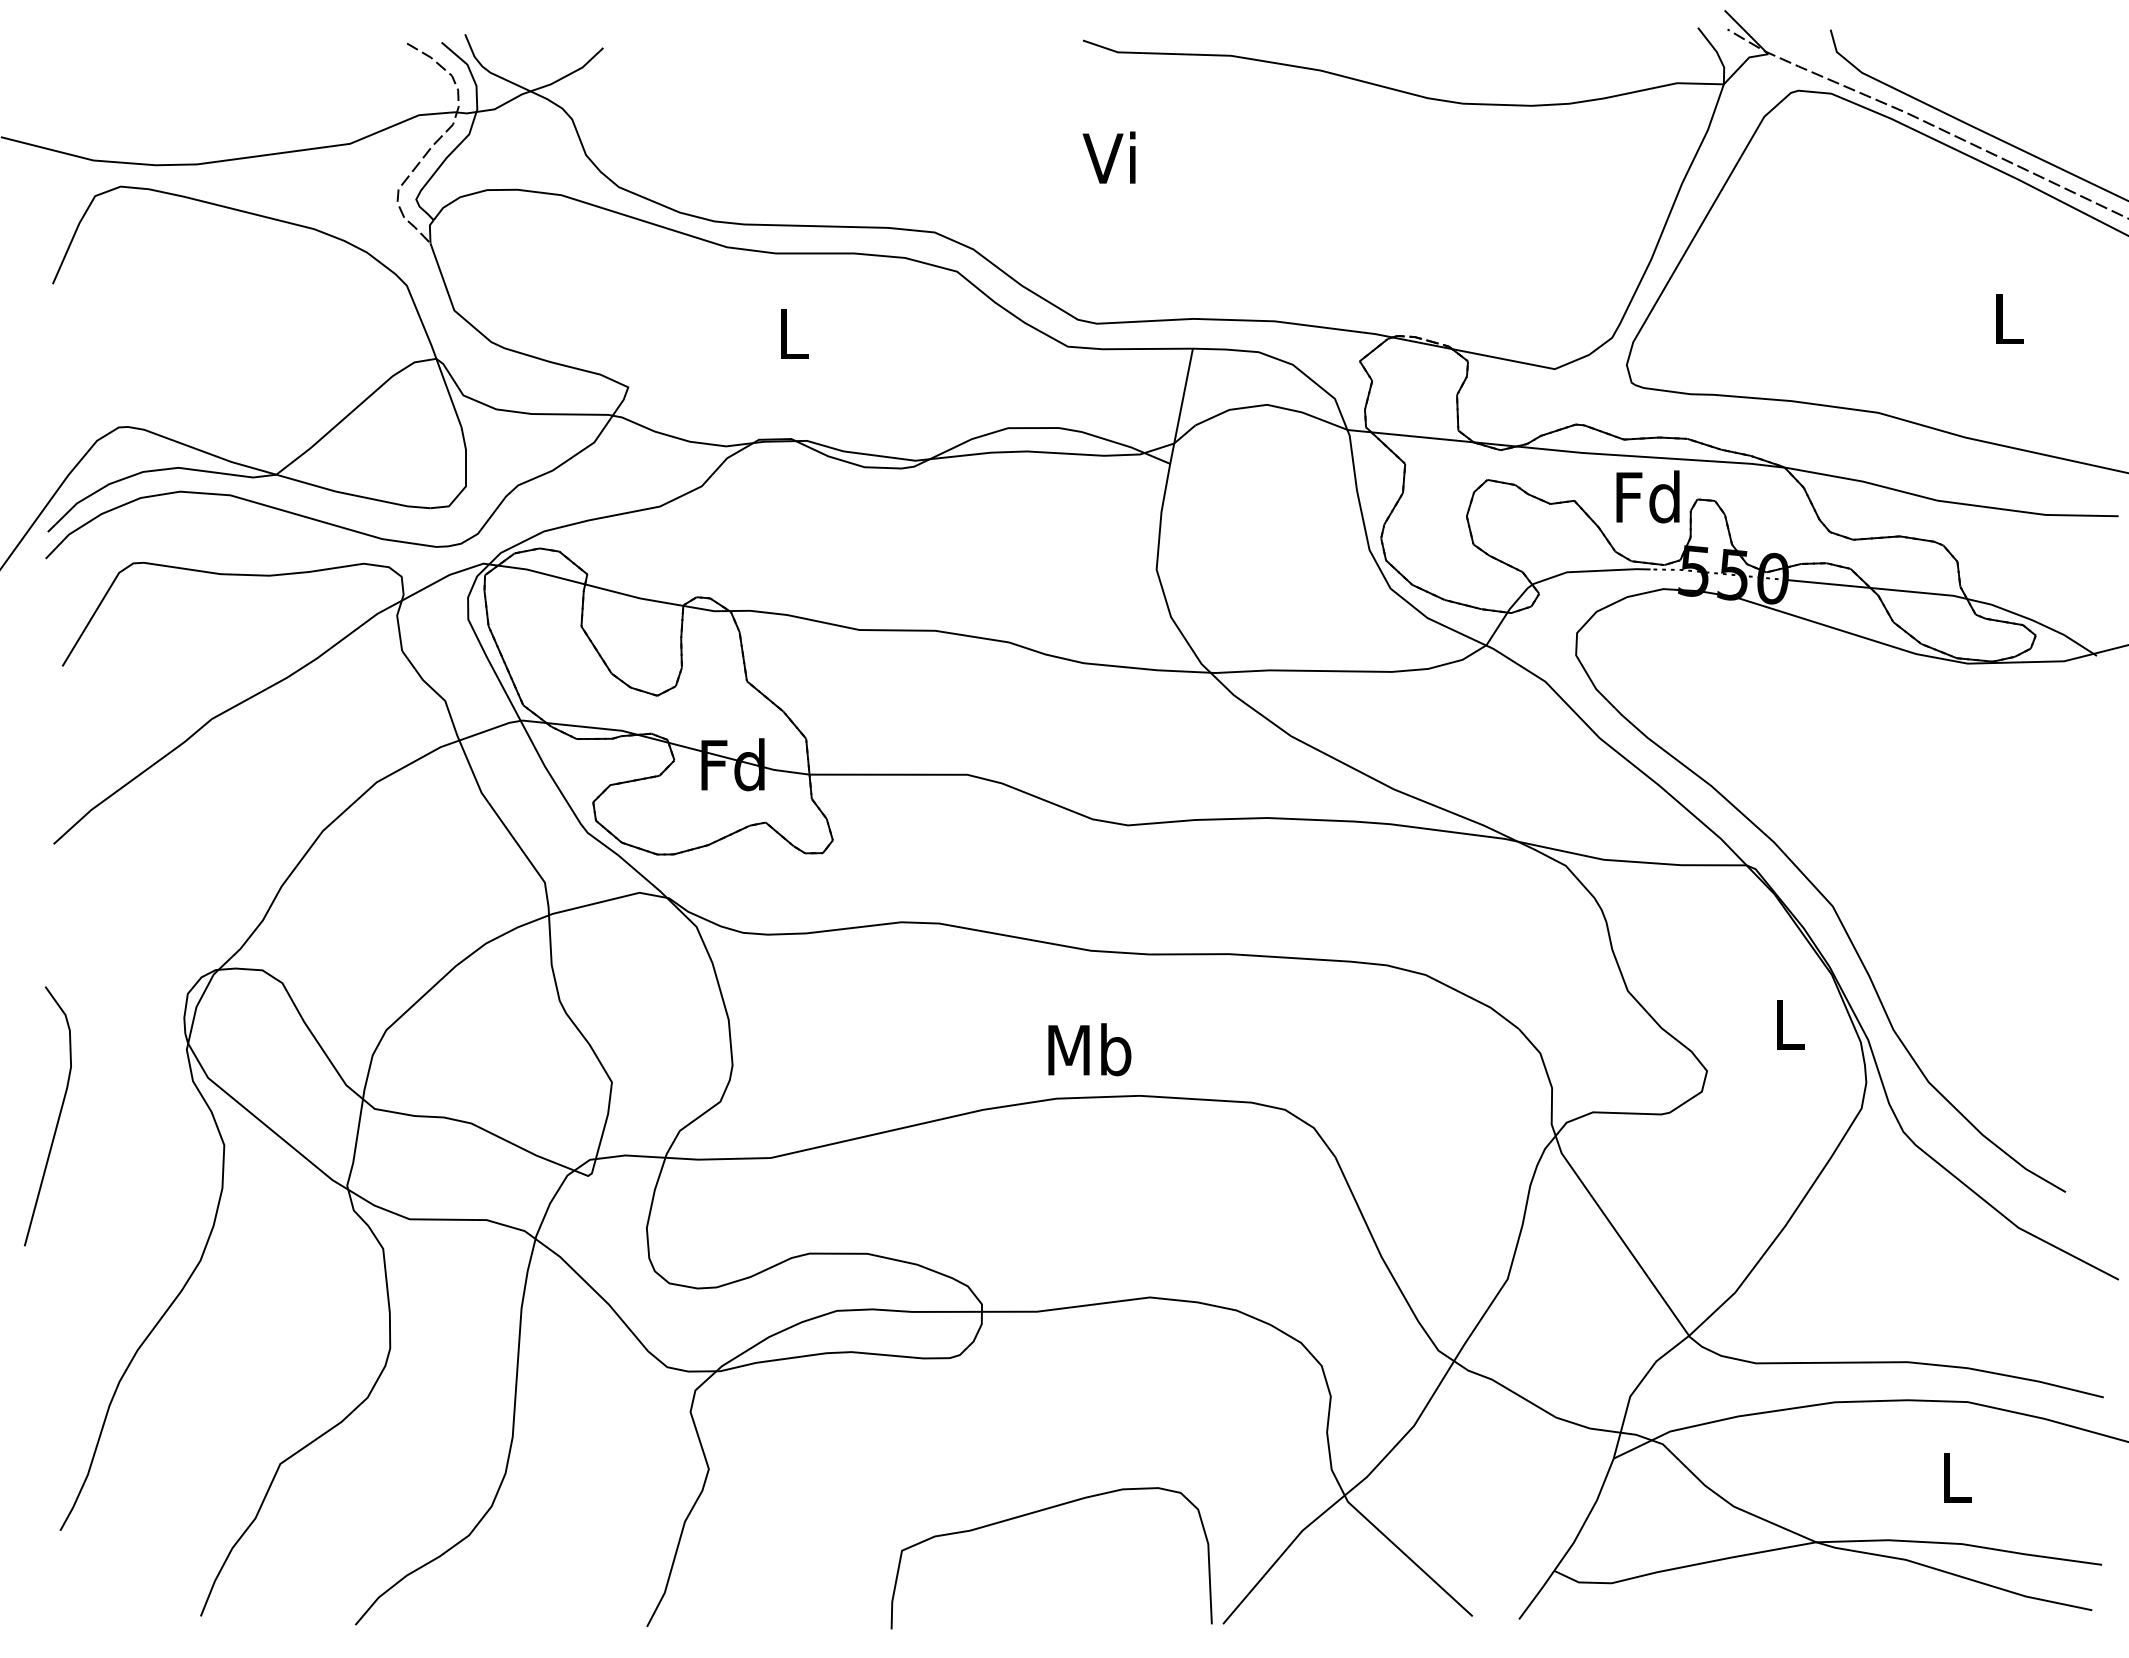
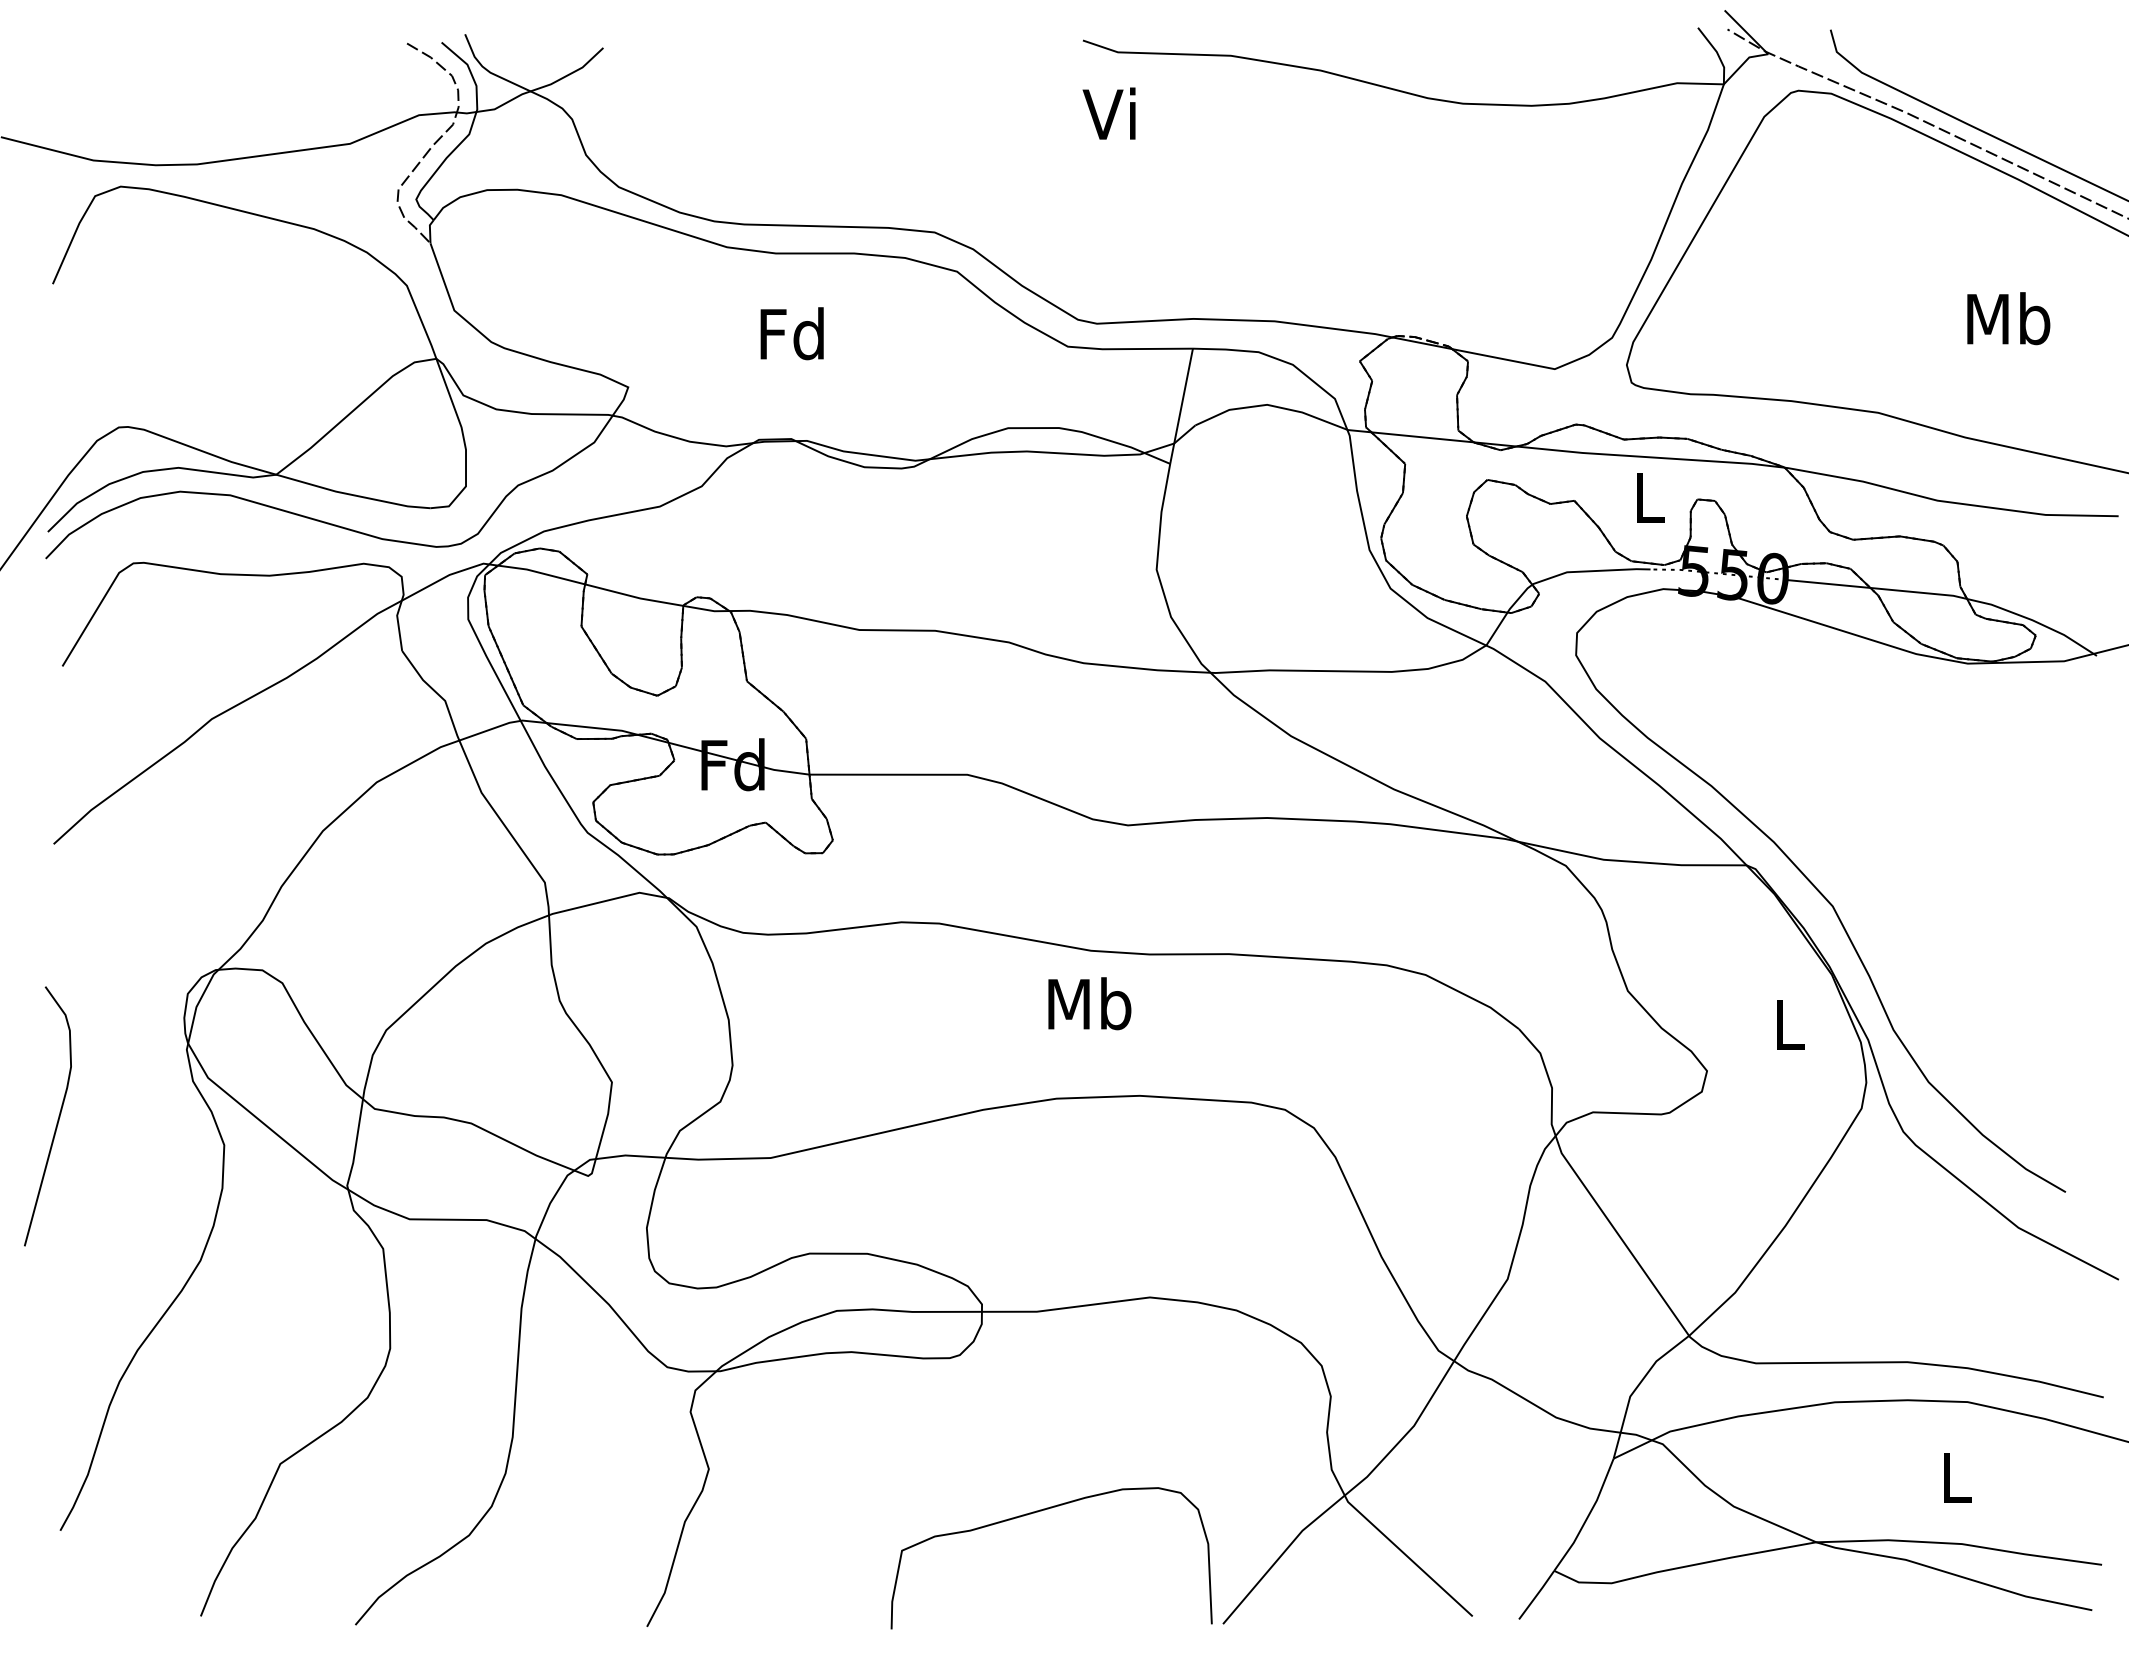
text position: (1108, 157) -> (1108, 113) (1108, 113)
text: L -> Mb (2008, 318)
text: L -> Fd (791, 333)
text: Fd -> L (1647, 496)
text position: (1089, 1049) -> (1089, 1003) (1089, 1003)
